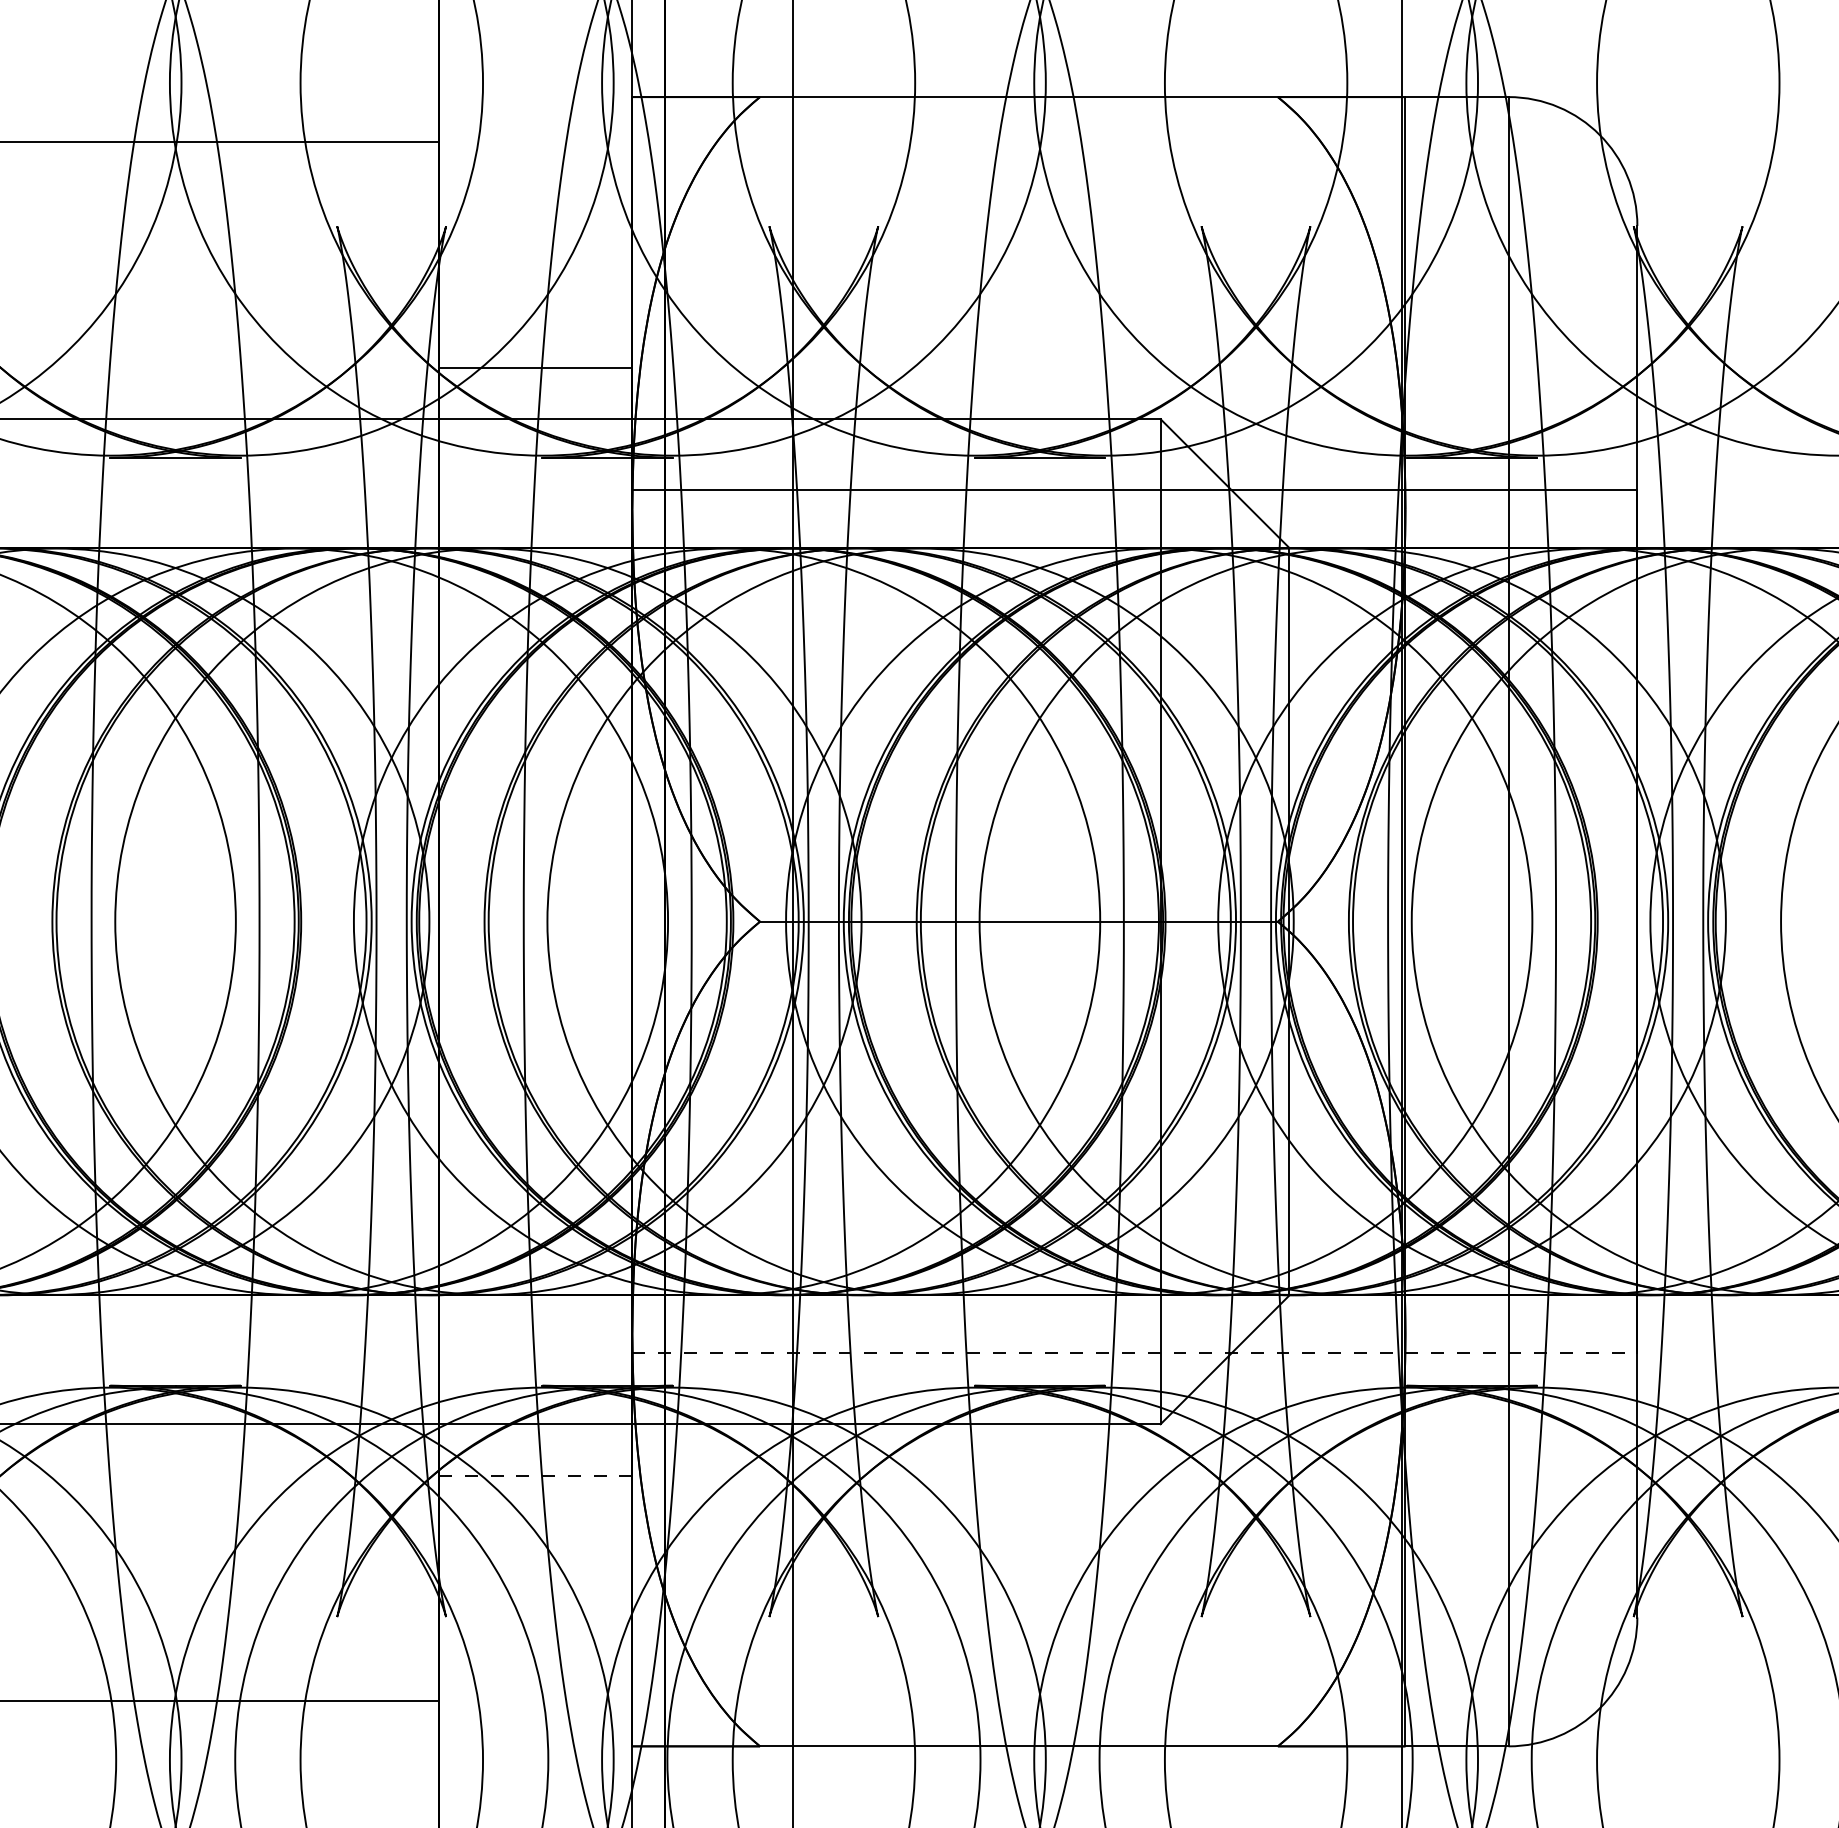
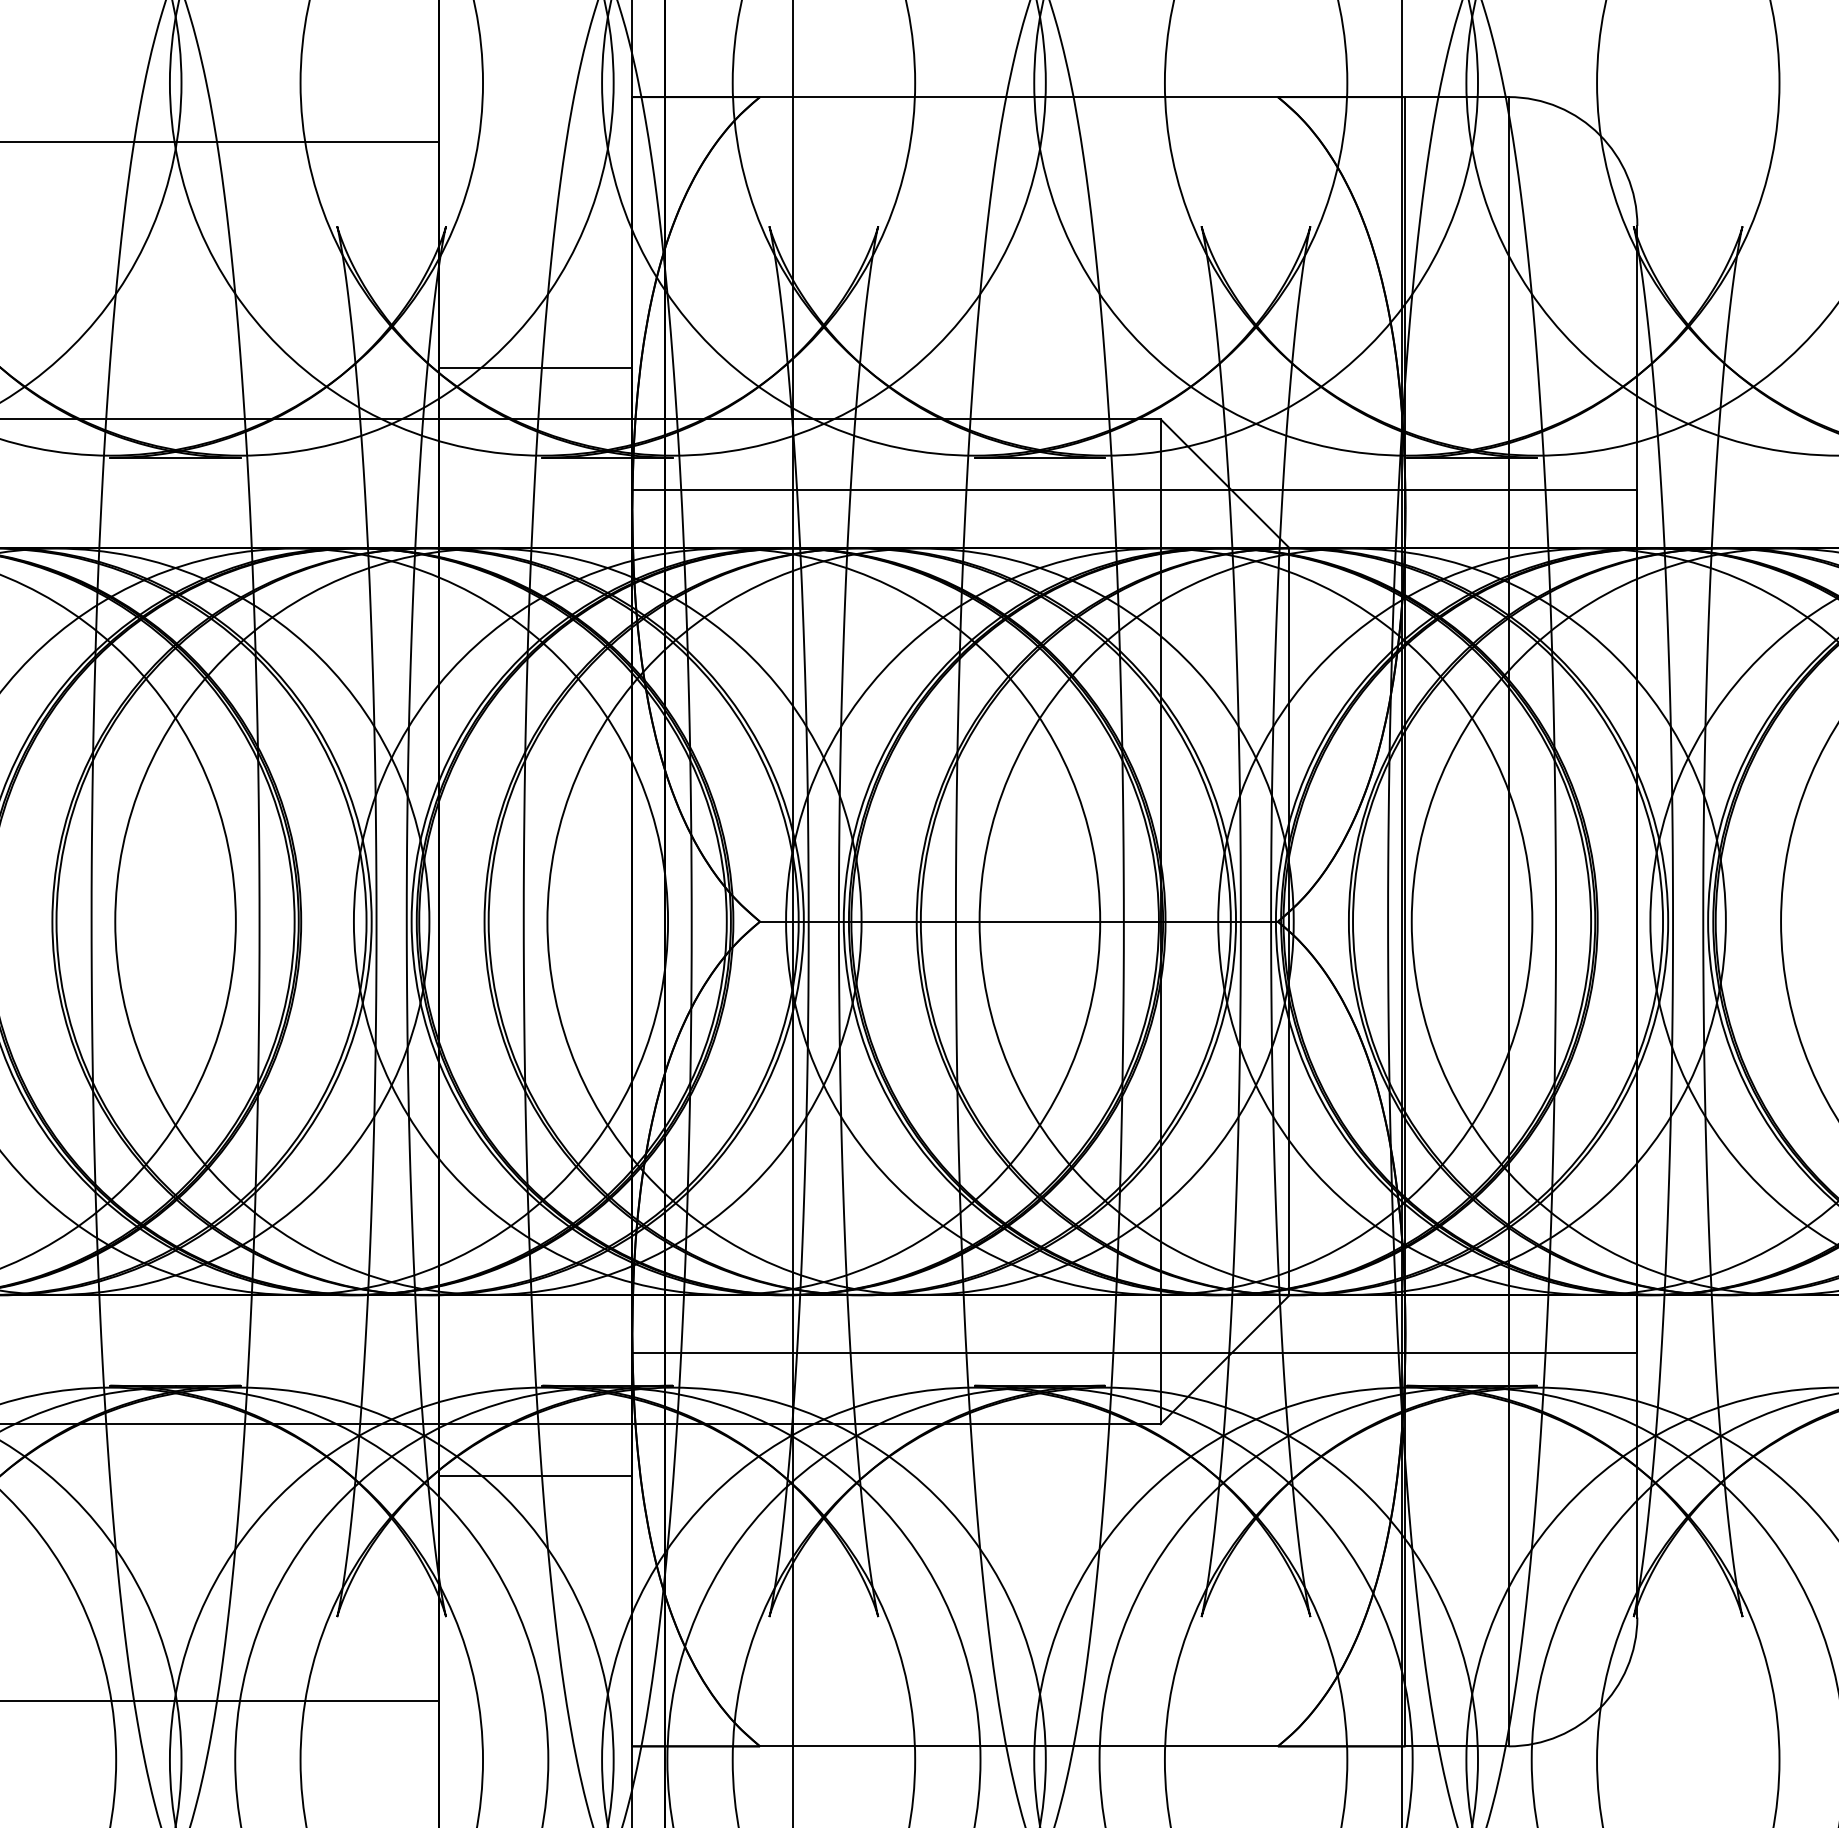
line: dashed -> solid (1134, 1353)
line: dashed -> solid (535, 1475)
